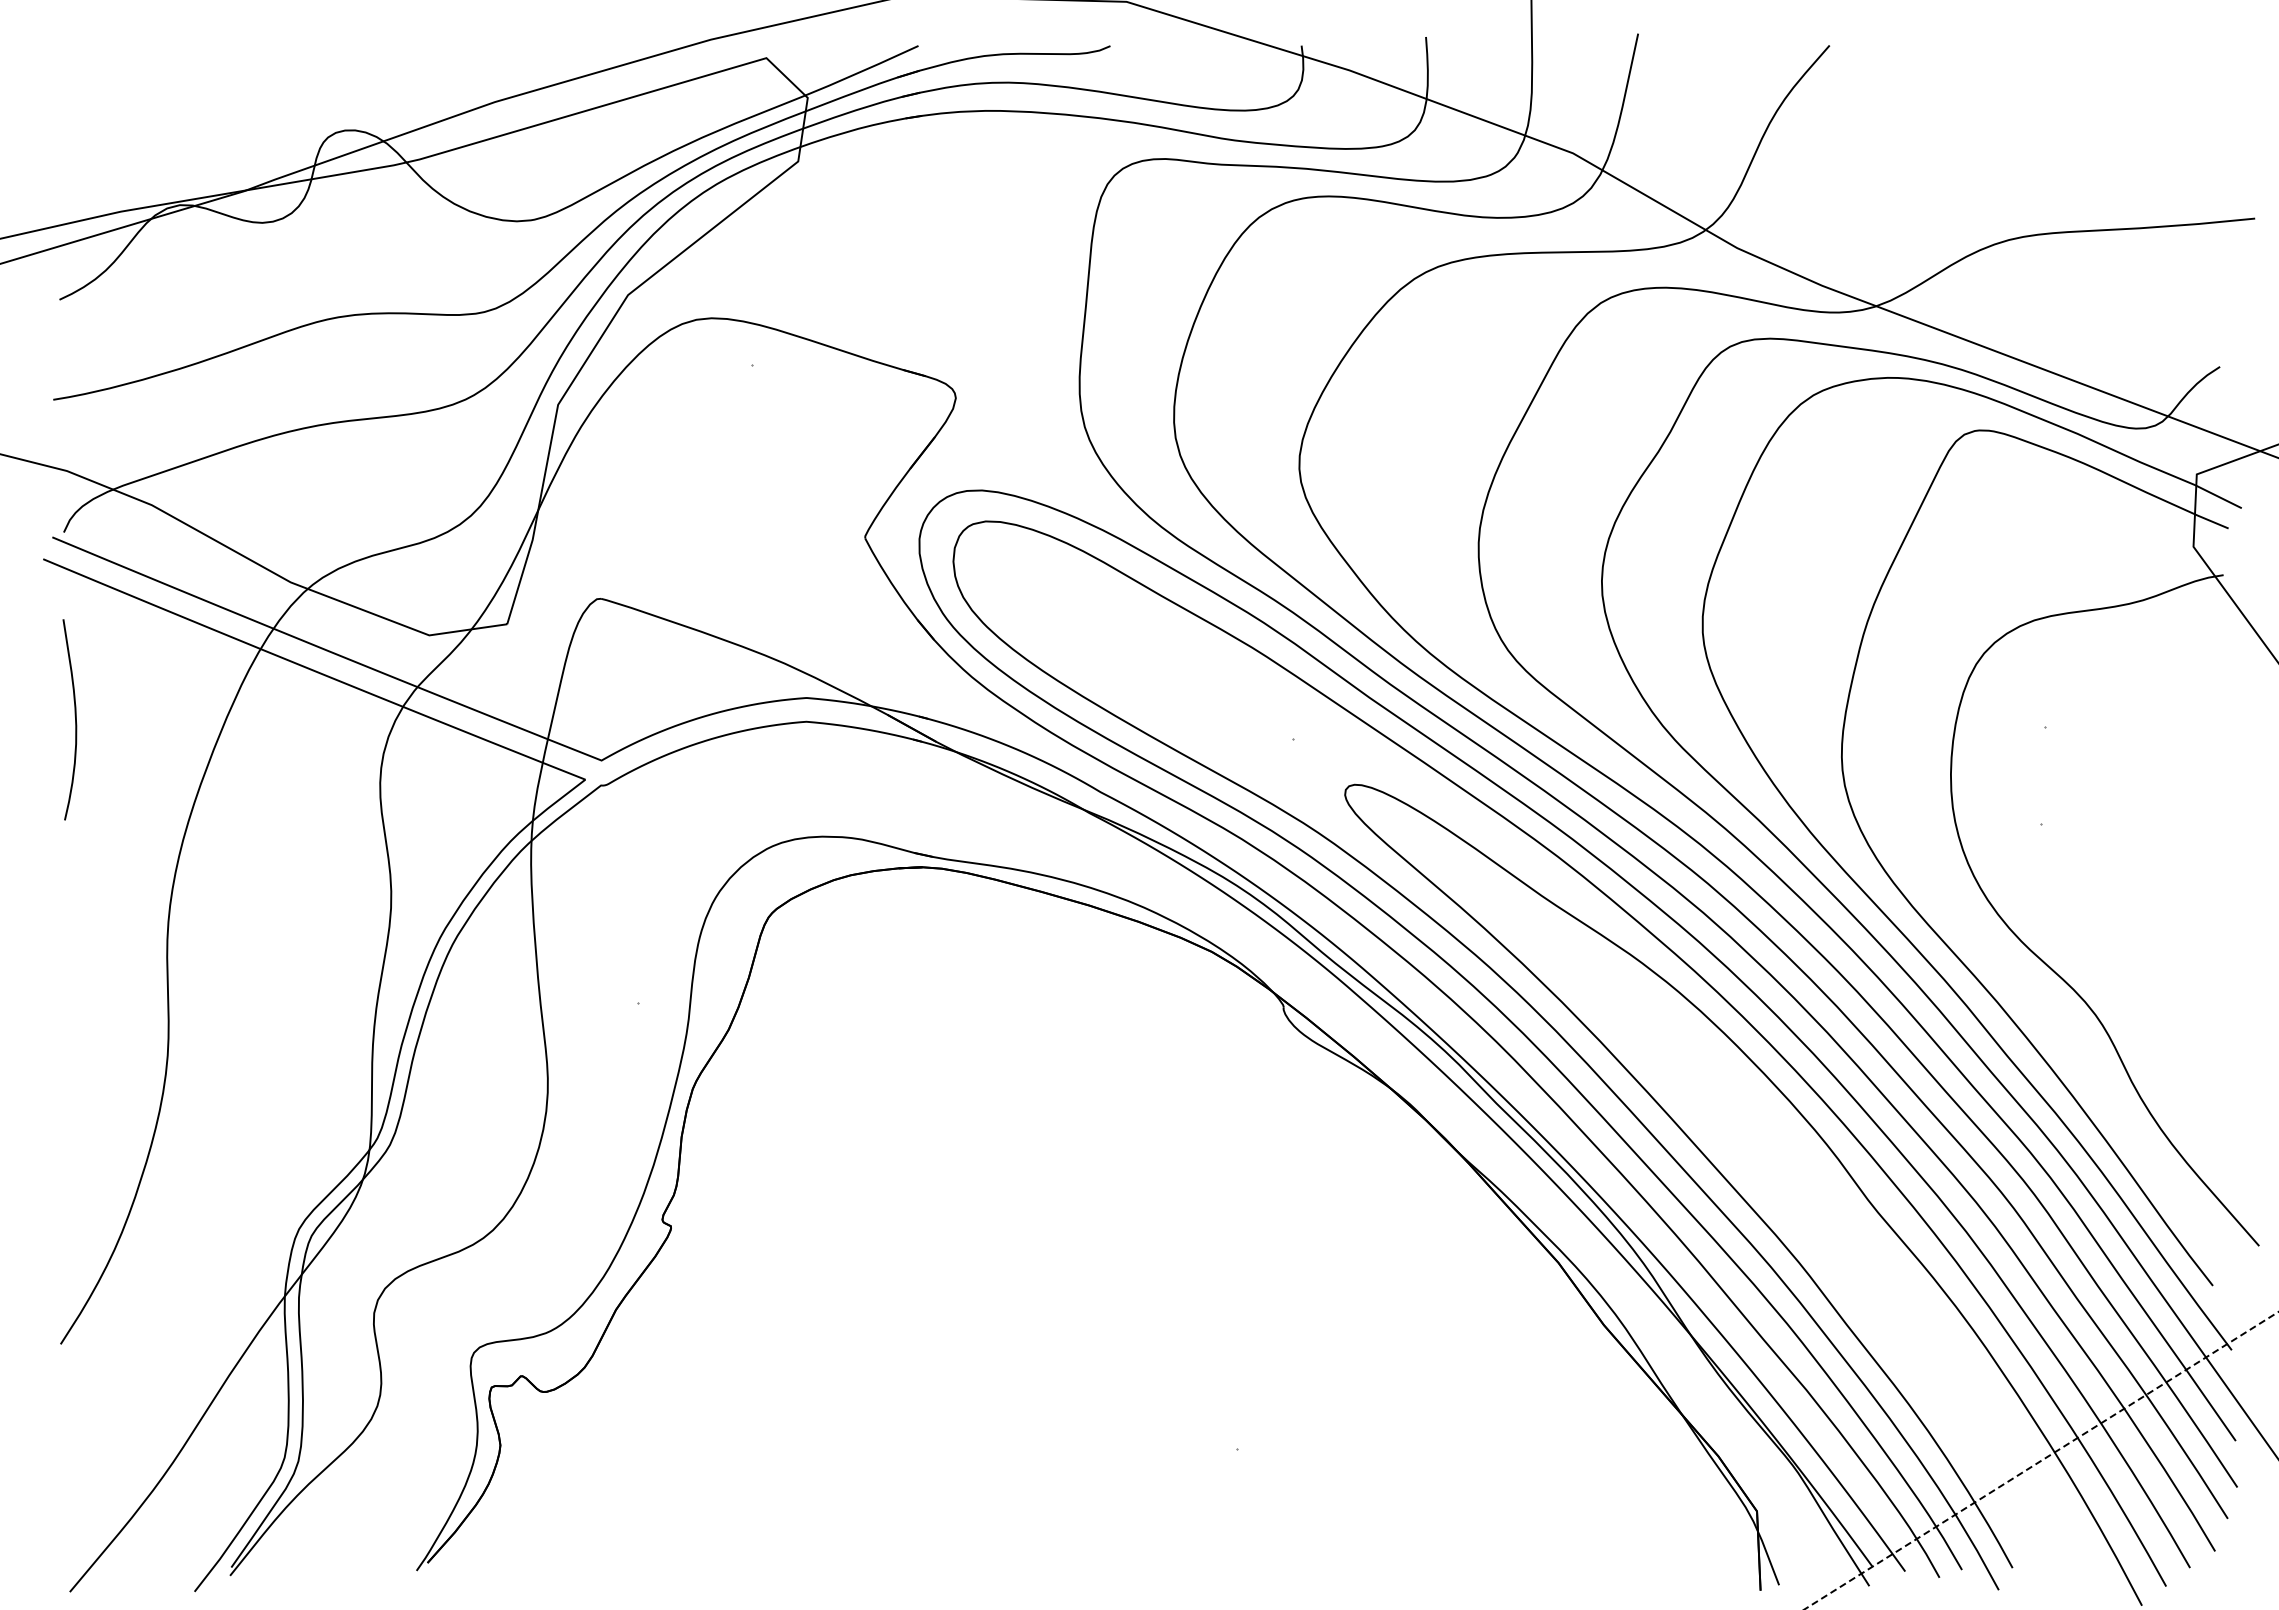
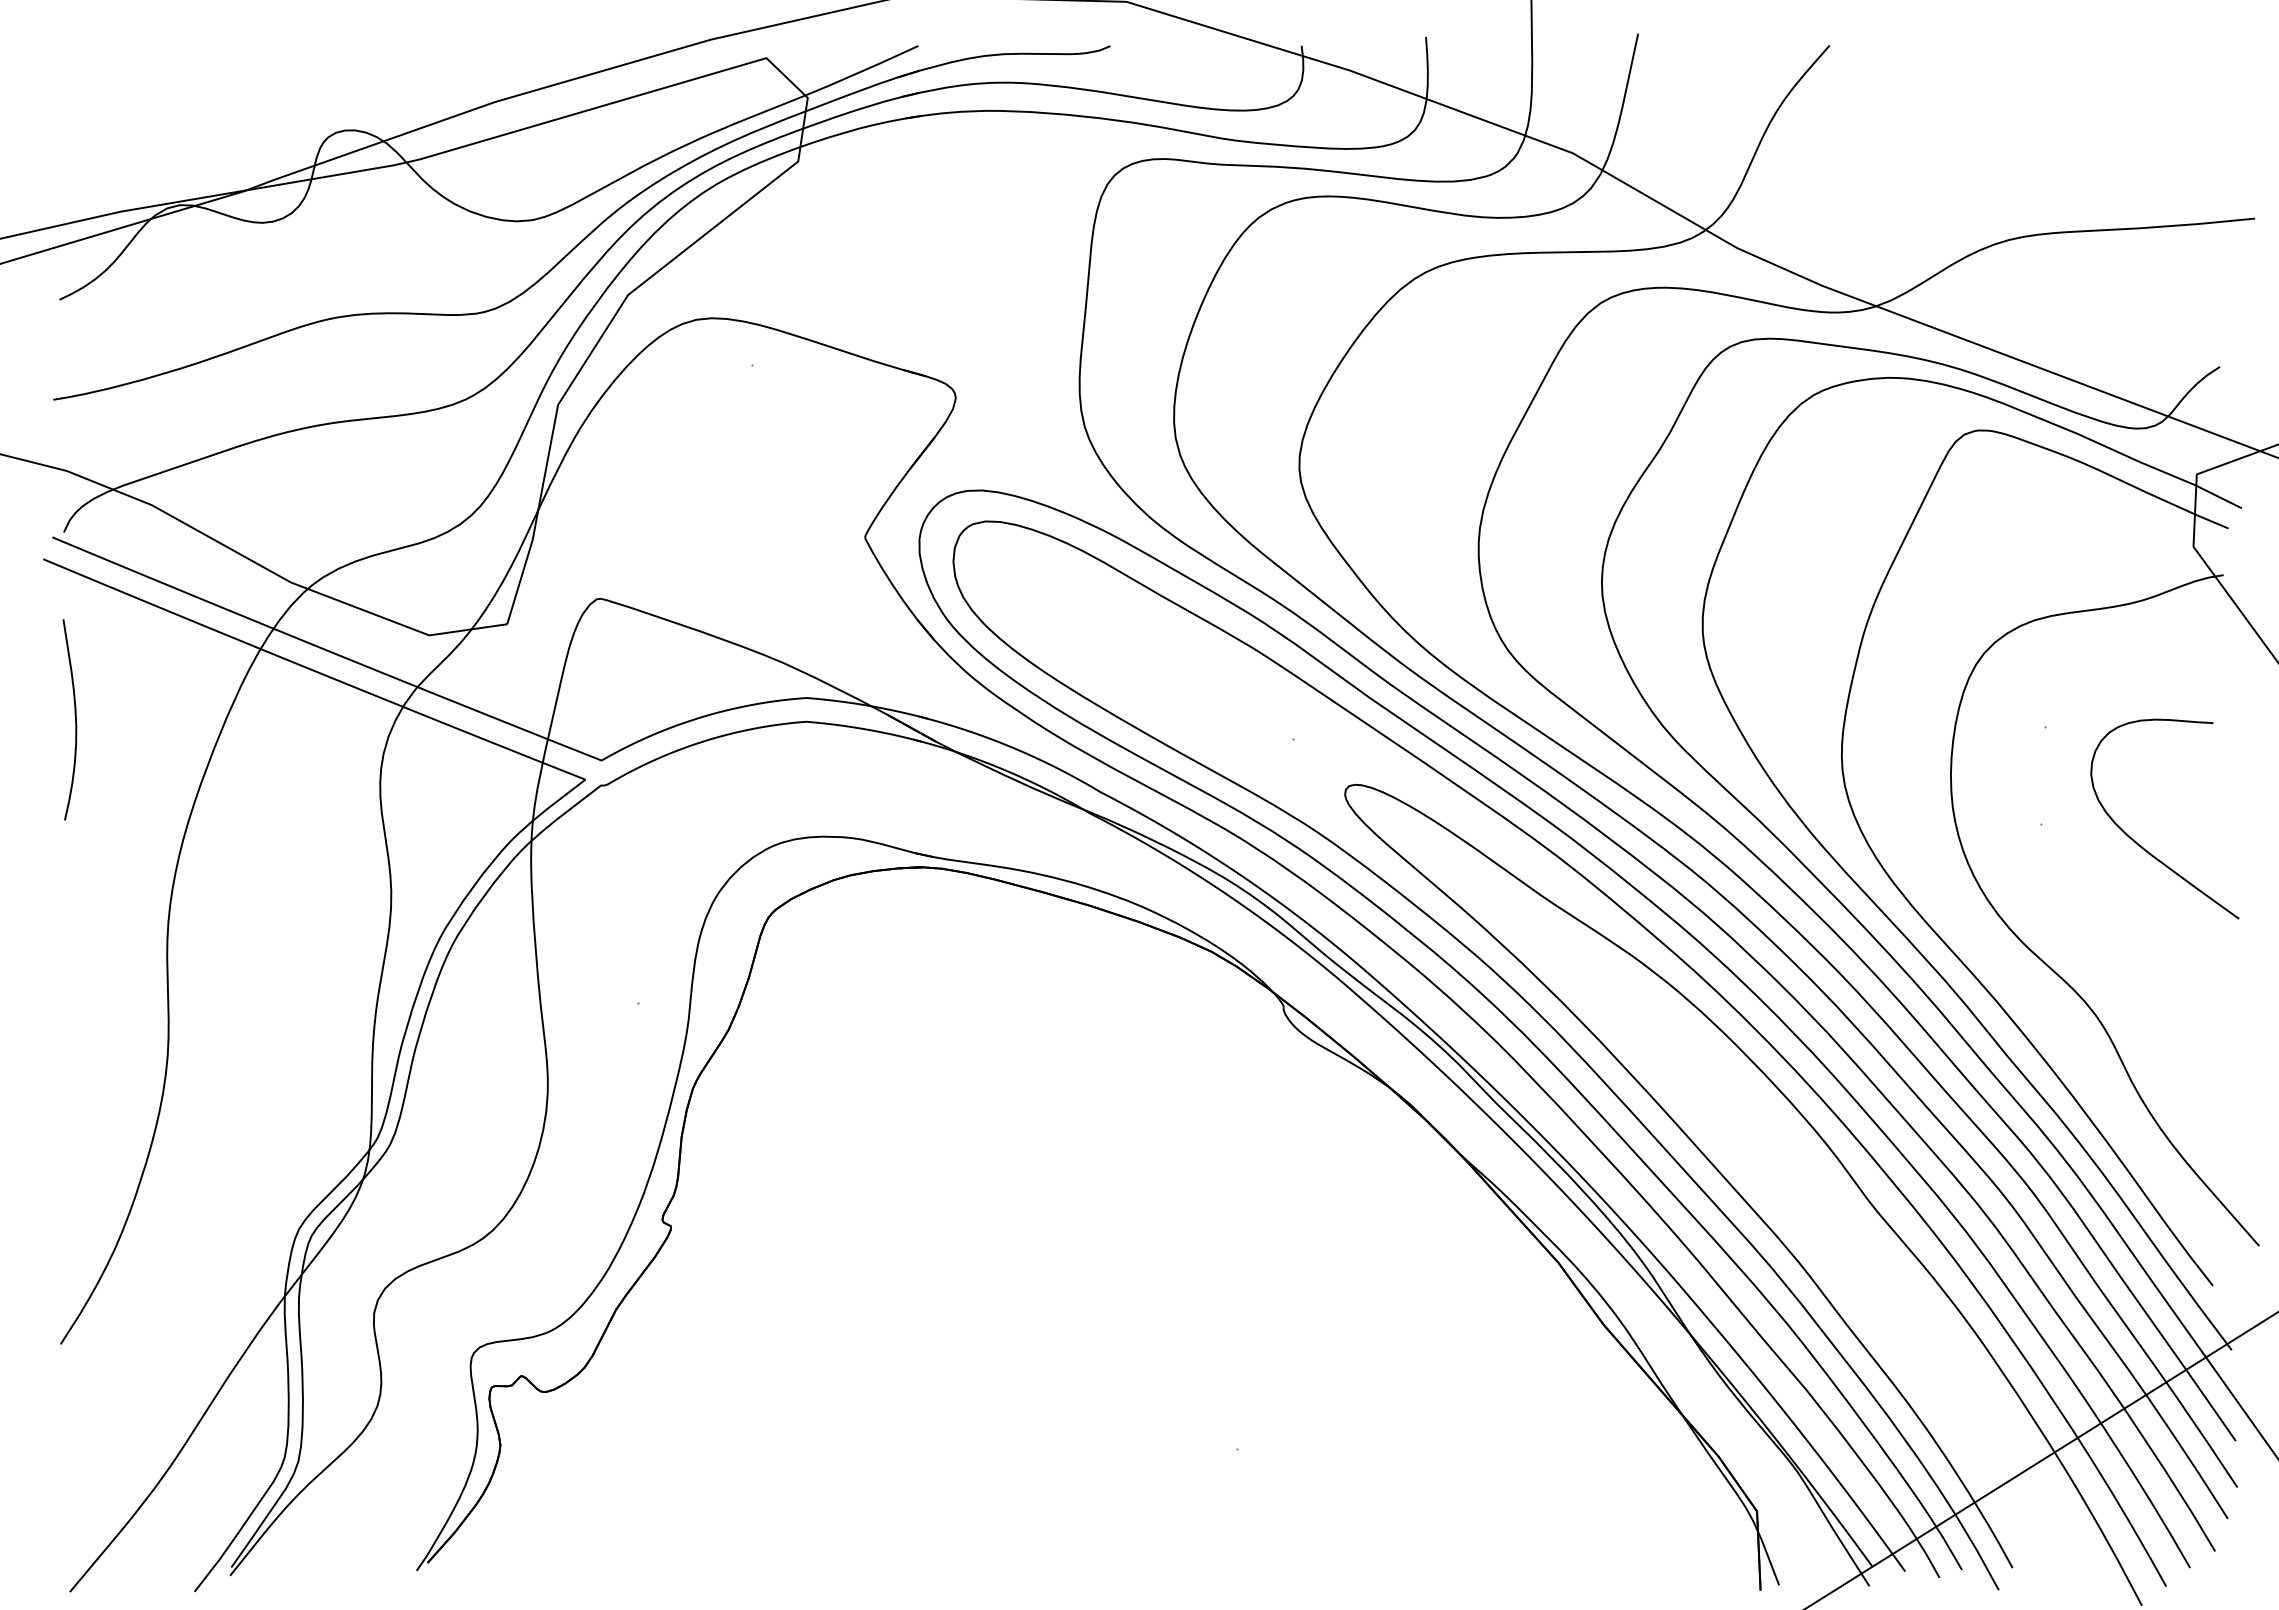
curve: none -> present (2141, 845)
line: dashed -> solid (2041, 1460)
